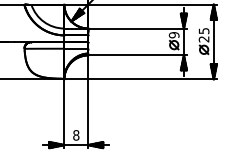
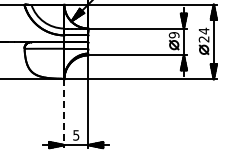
text: 25 -> 24 (203, 30)
line: solid -> dashed (64, 114)
text: 8 -> 5 (76, 135)
